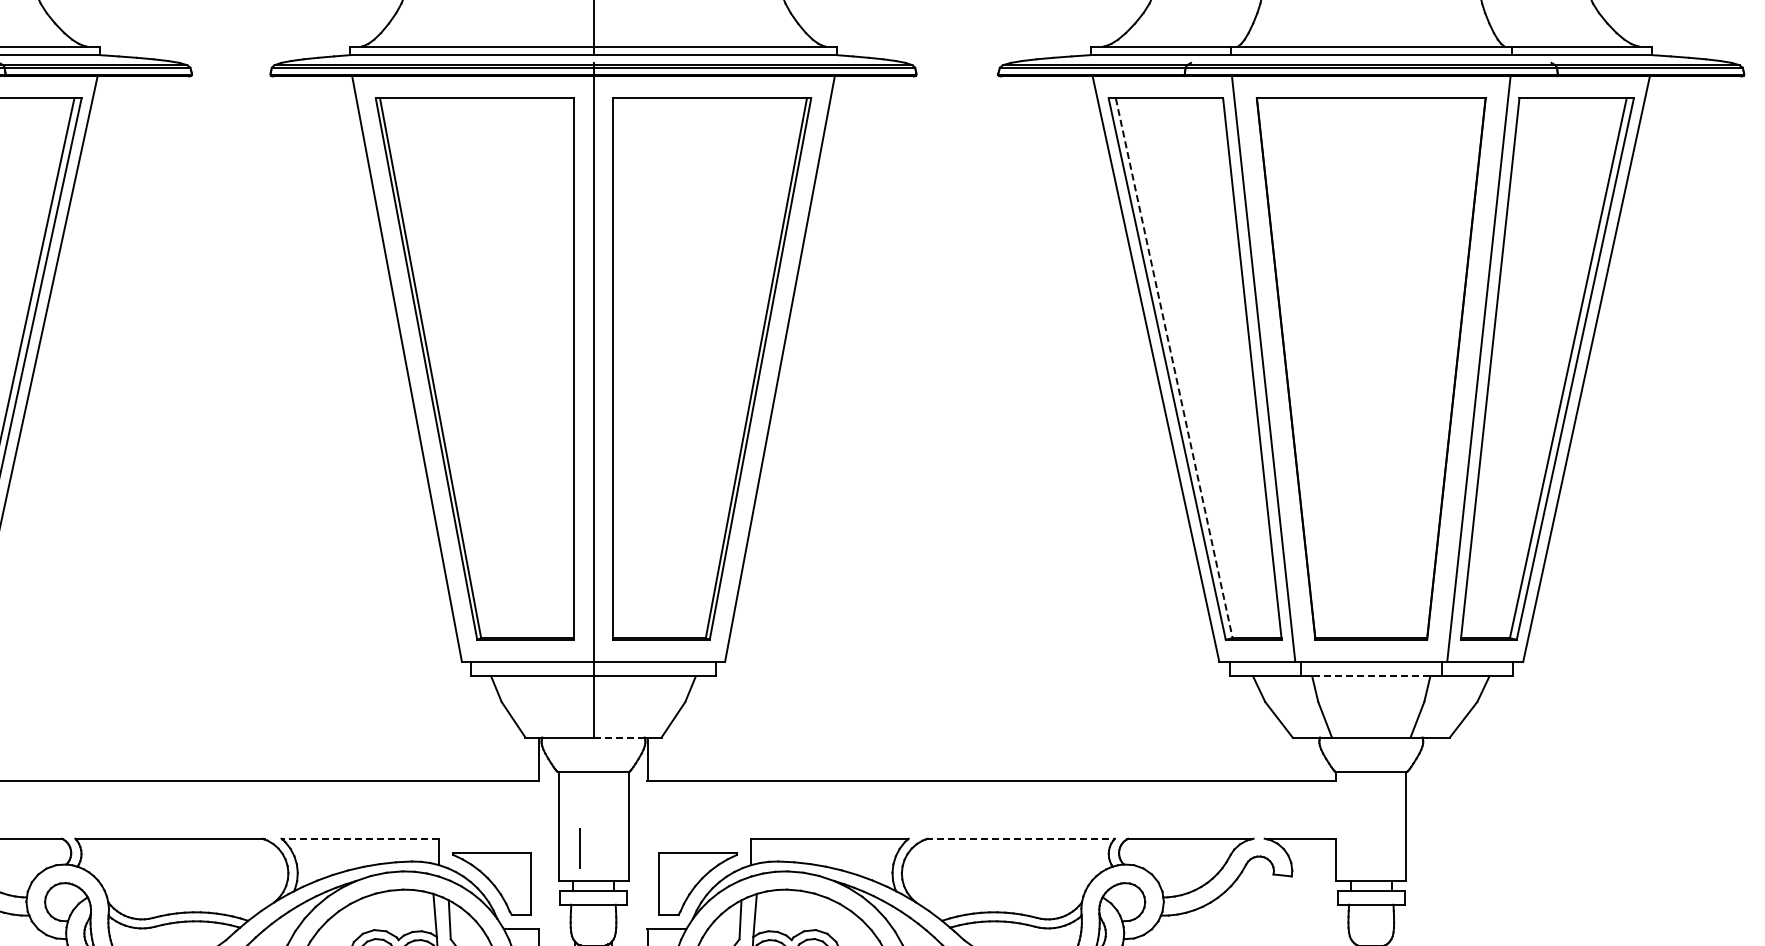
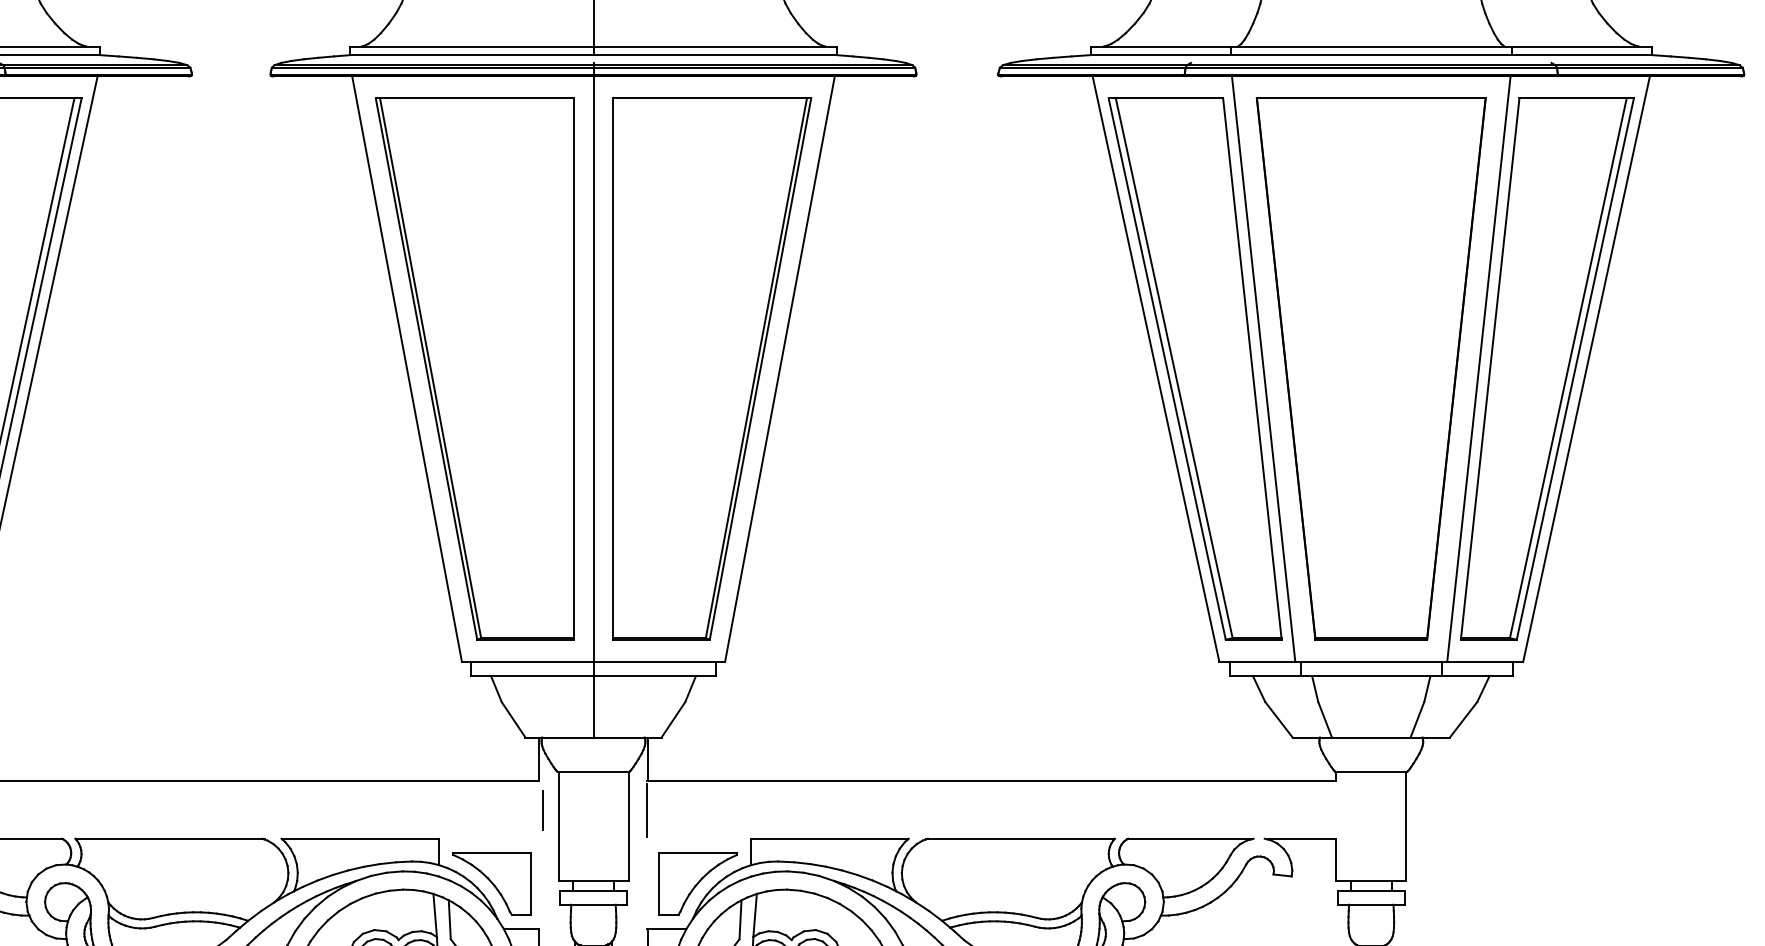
line: dashed -> solid (1174, 368)
line: dashed -> solid (1370, 676)
line: dashed -> solid (619, 737)
line: none -> present (646, 810)
line: dashed -> solid (360, 839)
line: dashed -> solid (1020, 839)
line position: (579, 848) -> (542, 810) (542, 810)
